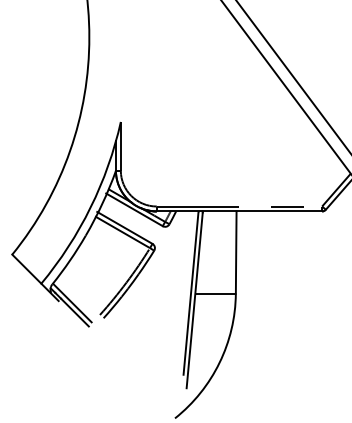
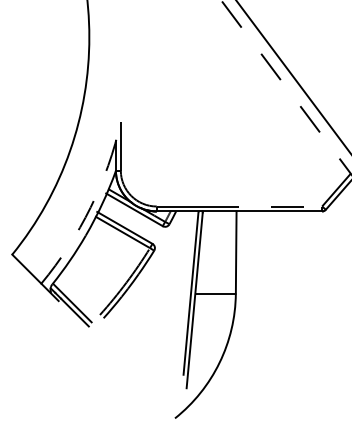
line: solid -> dashed (286, 88)
arc: solid -> dashed (90, 207)
